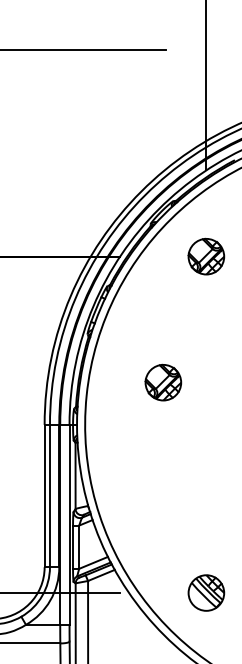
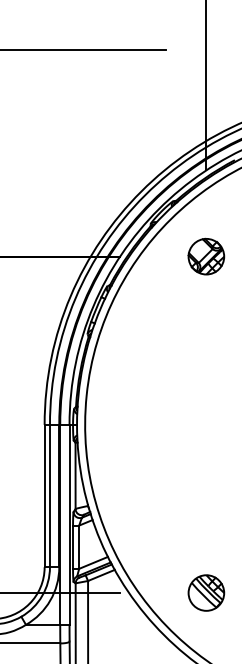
part: present -> none (163, 382)
